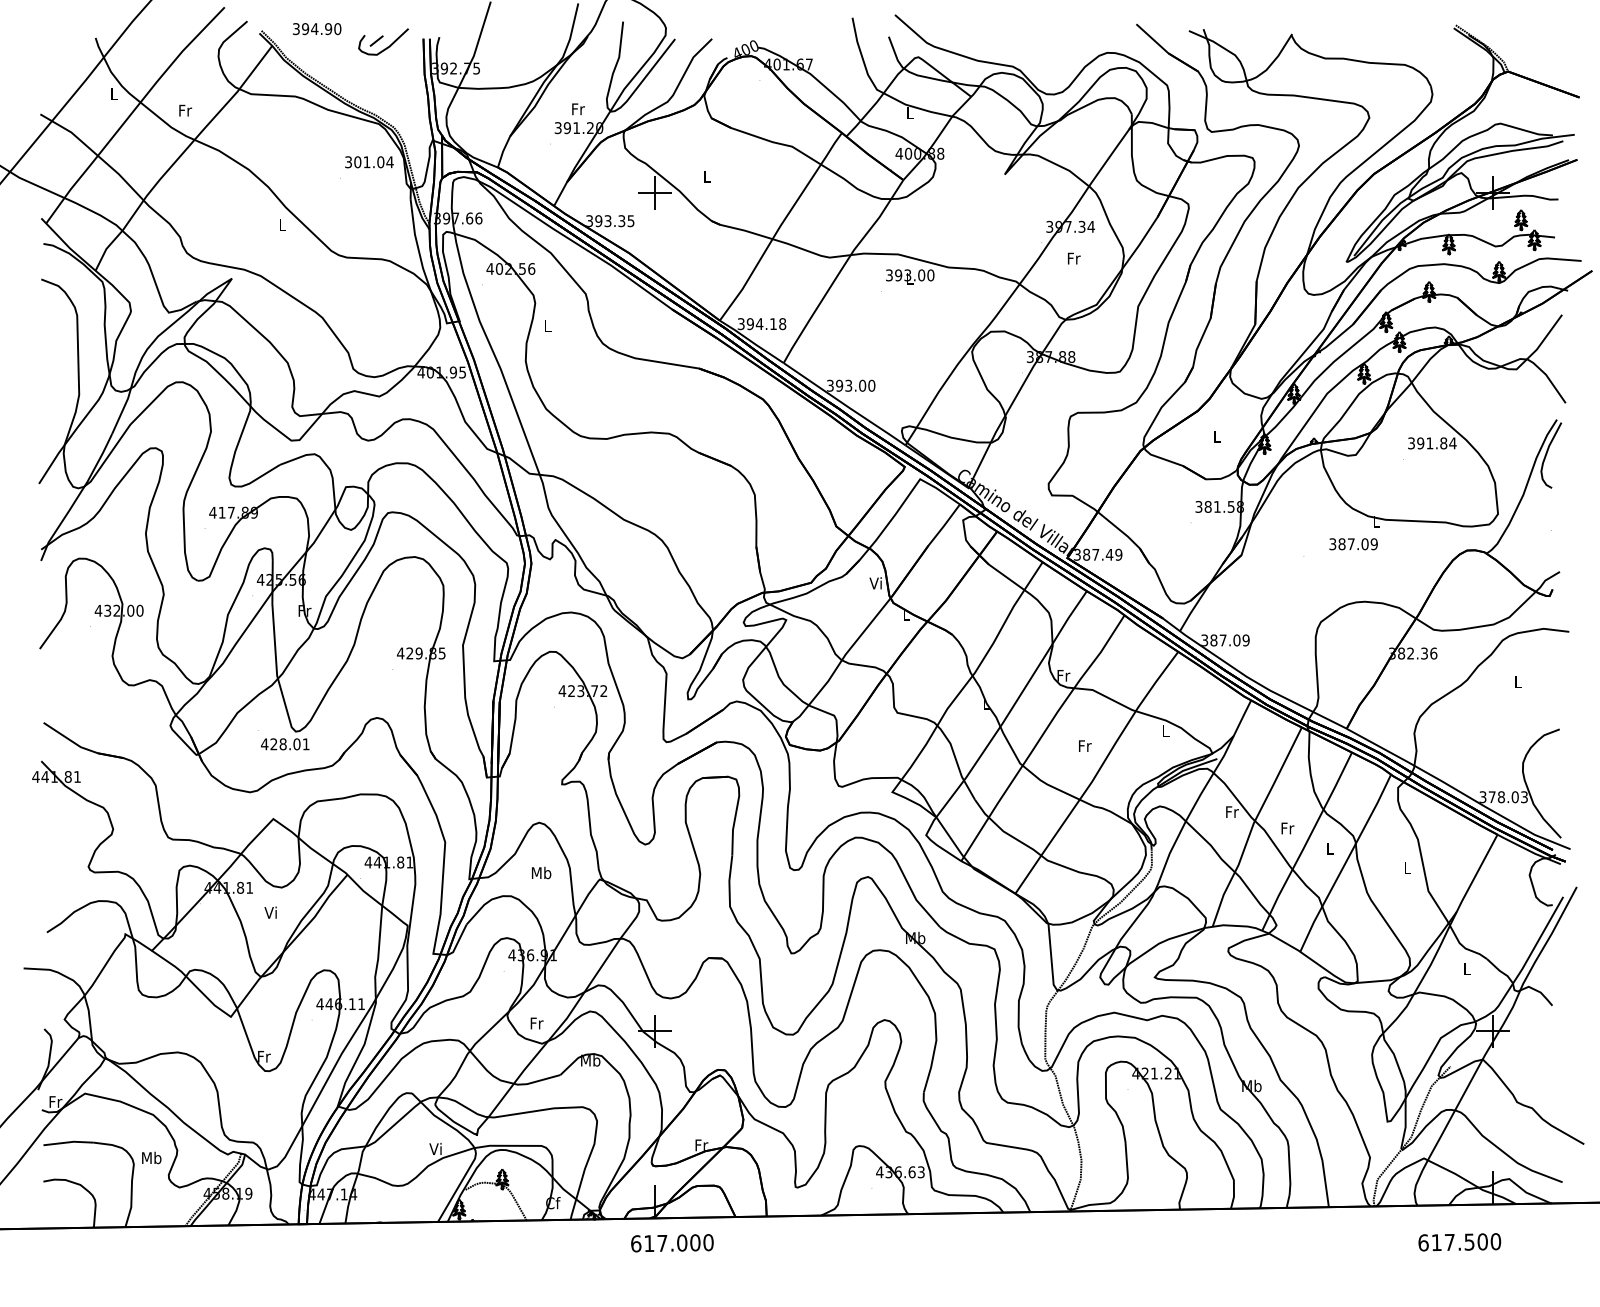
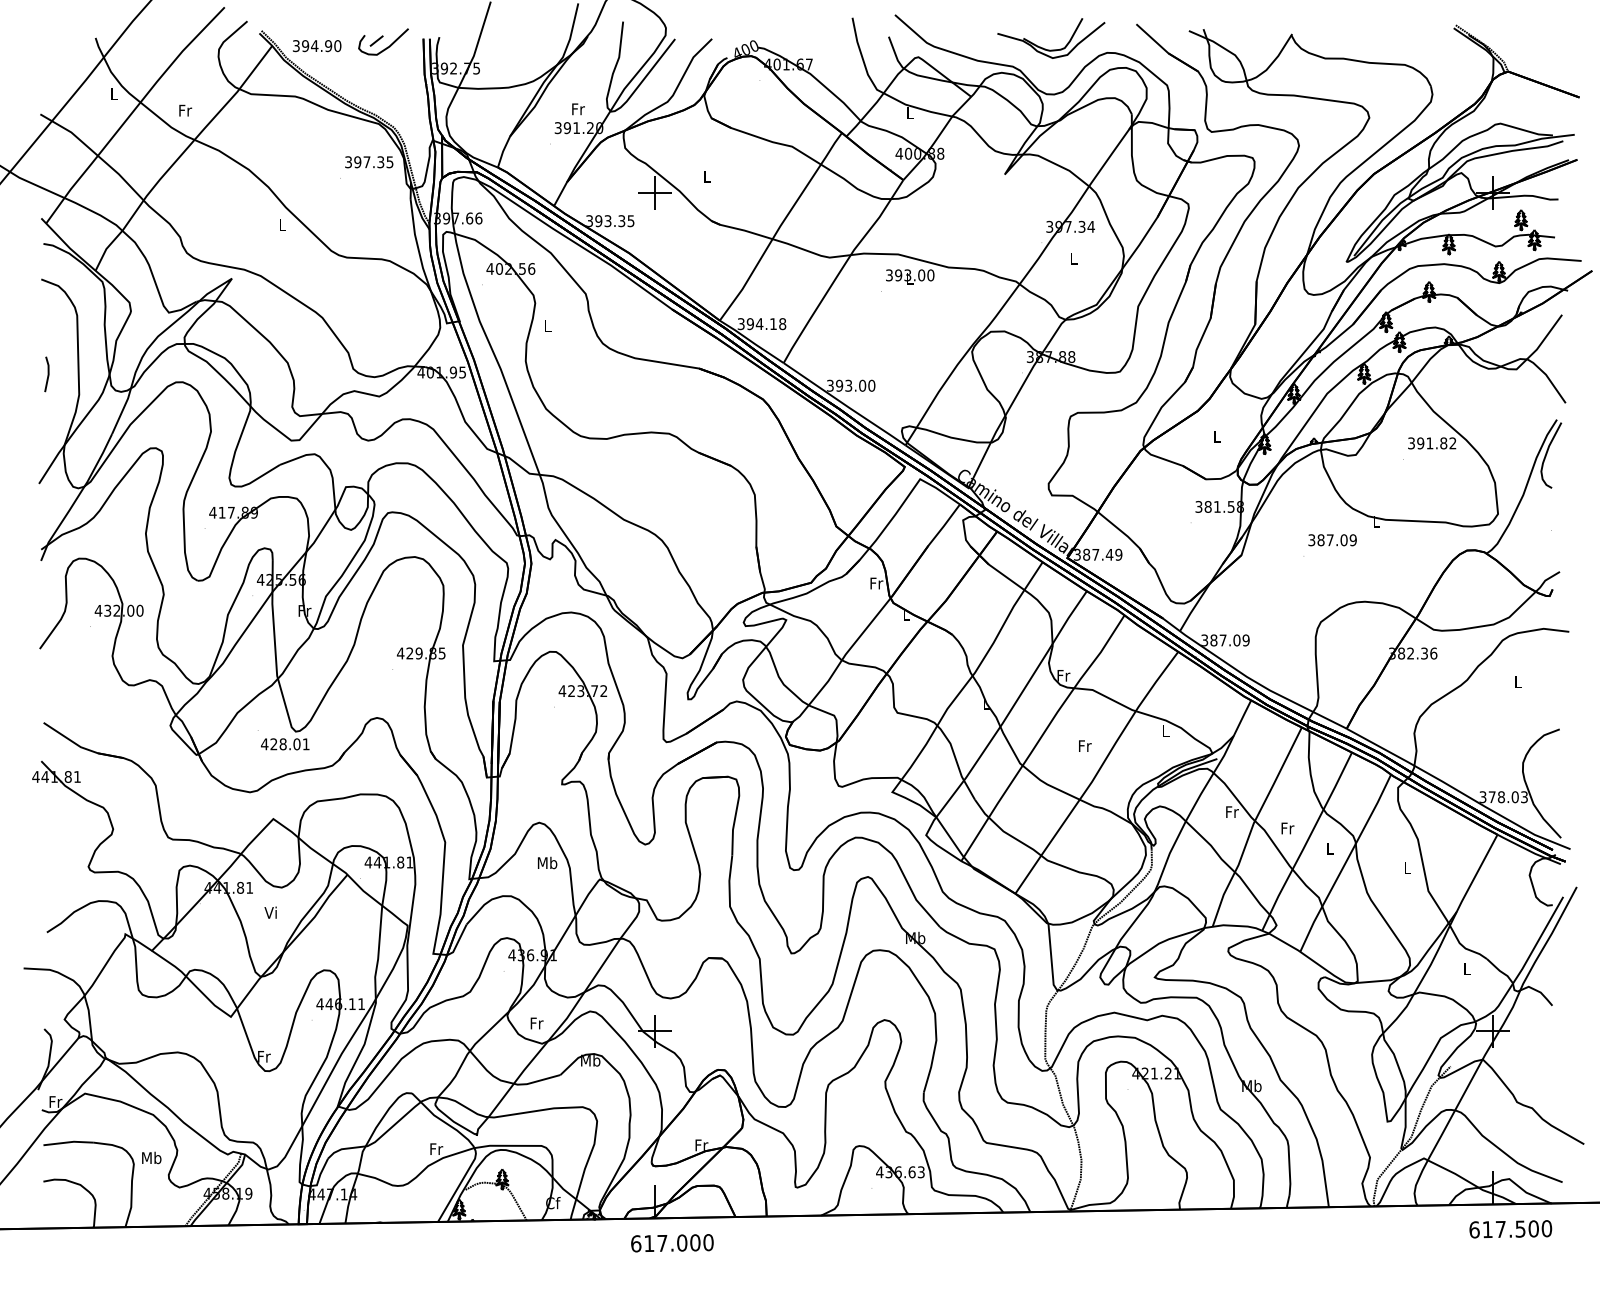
text position: (317, 29) -> (317, 46) (317, 46)
part: none -> present (1051, 49)
text: 301.04 -> 397.35 (373, 162)
text: Fr -> L (1074, 258)
line: none -> present (47, 374)
text: 391.84 -> 391.82 (1452, 443)
text position: (1353, 544) -> (1332, 540) (1332, 540)
text: Vi -> Fr (876, 583)
text position: (541, 872) -> (547, 862) (547, 862)
text: Vi -> Fr (436, 1148)
text position: (1459, 1242) -> (1510, 1229) (1510, 1229)
